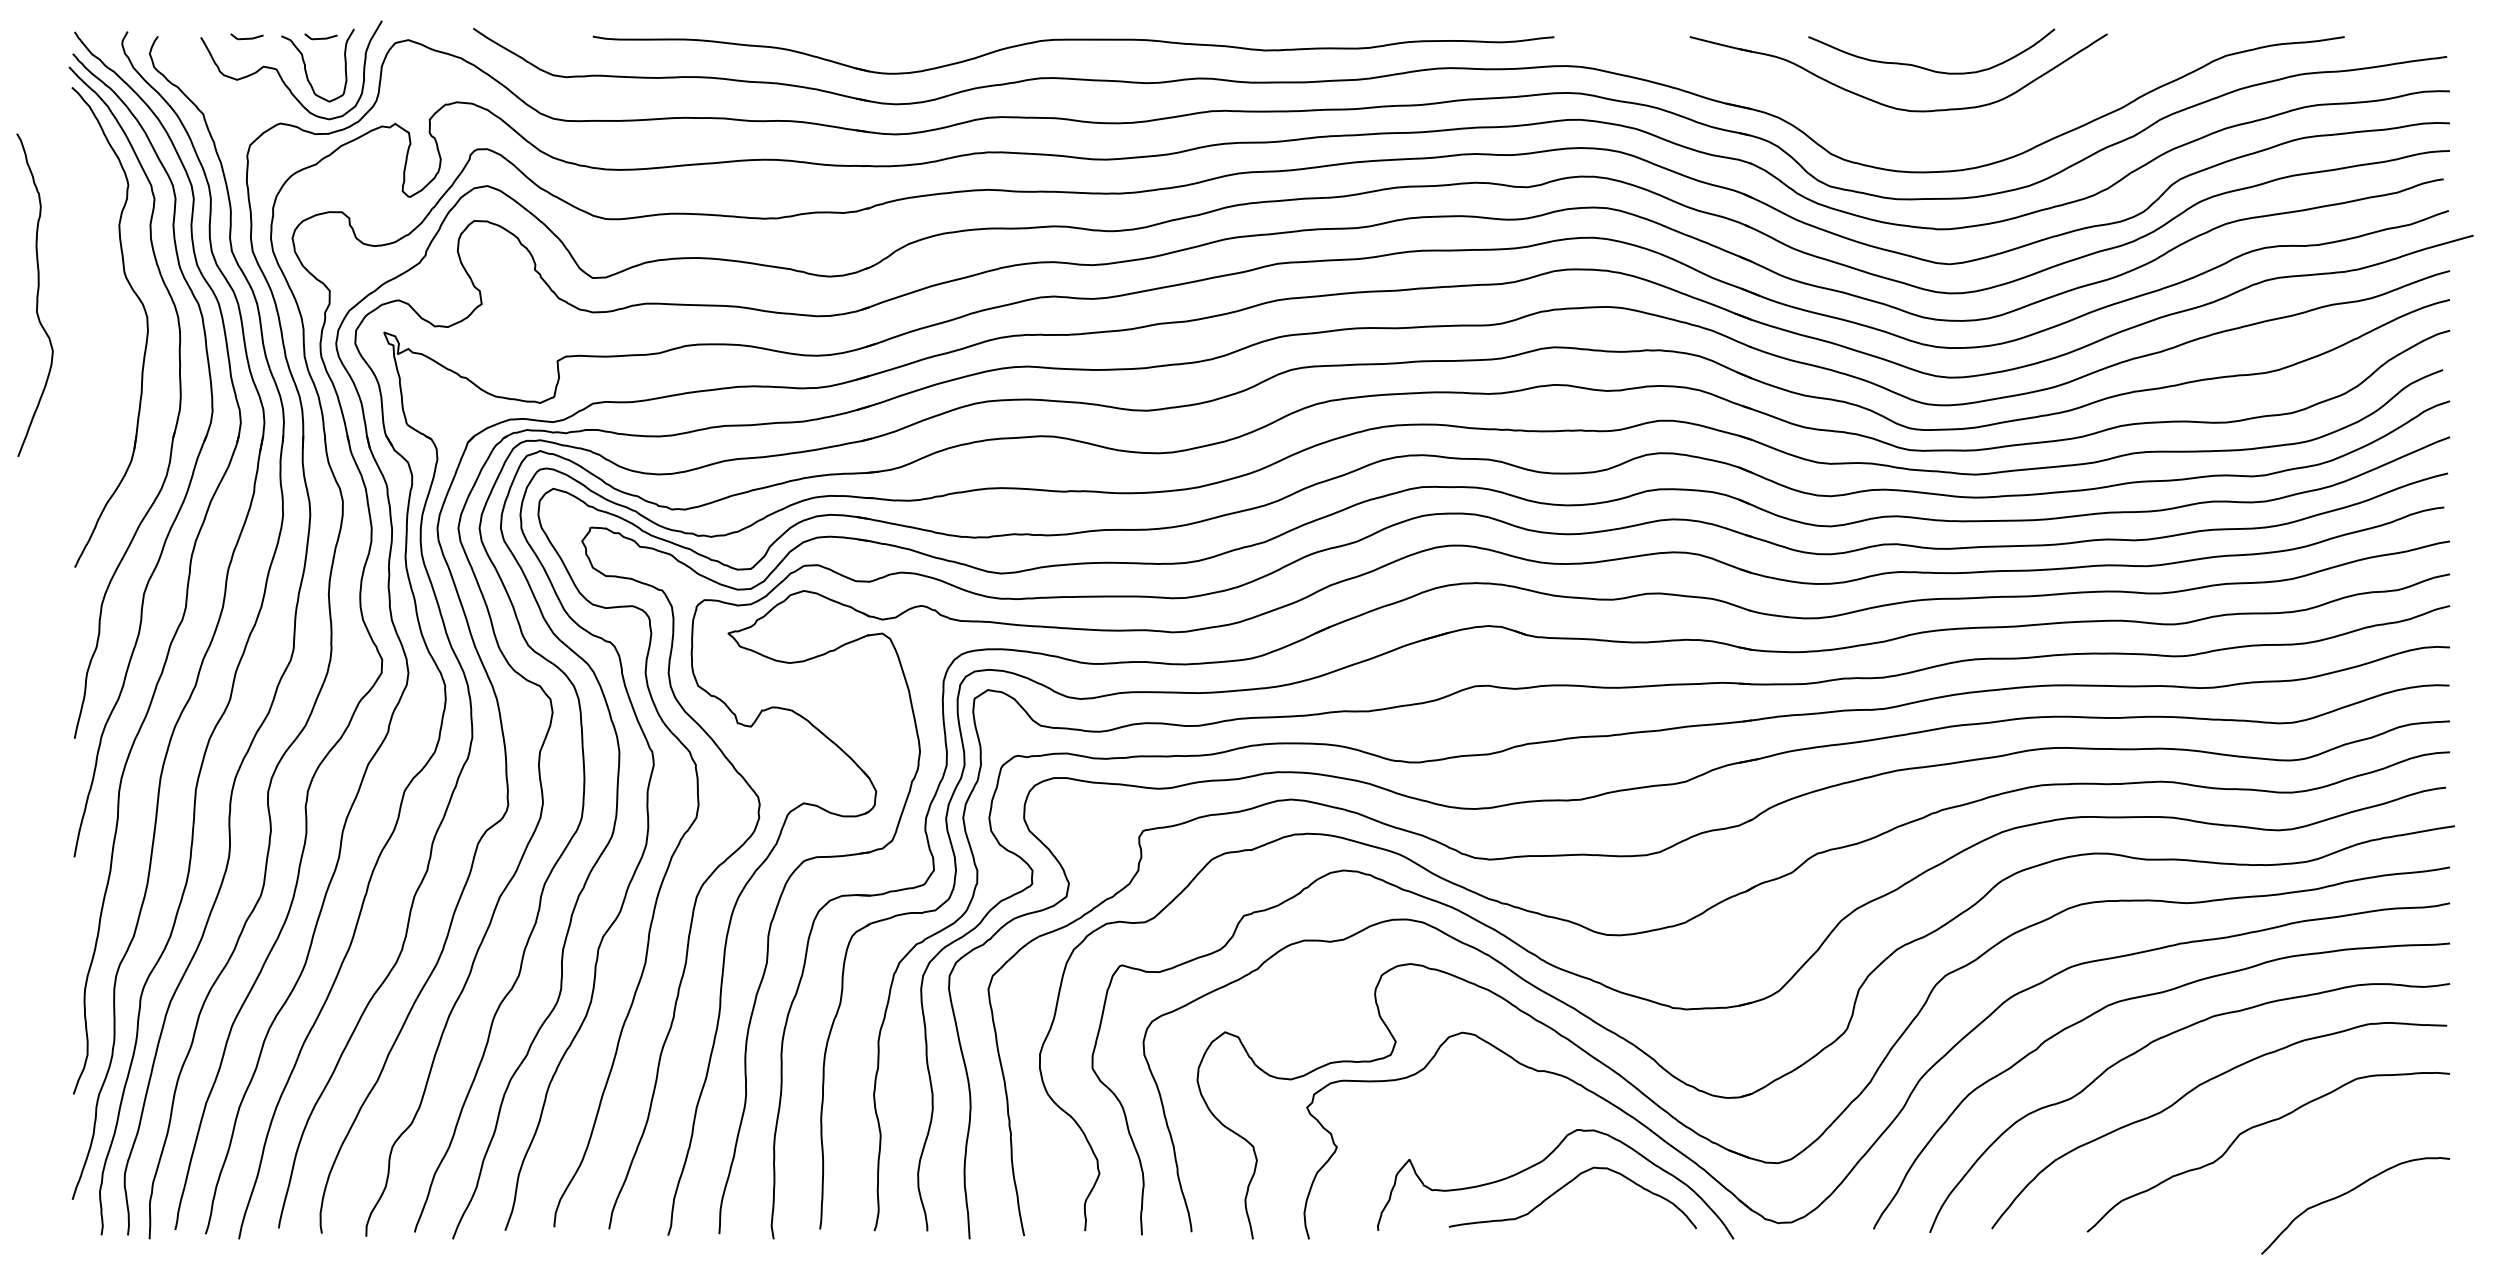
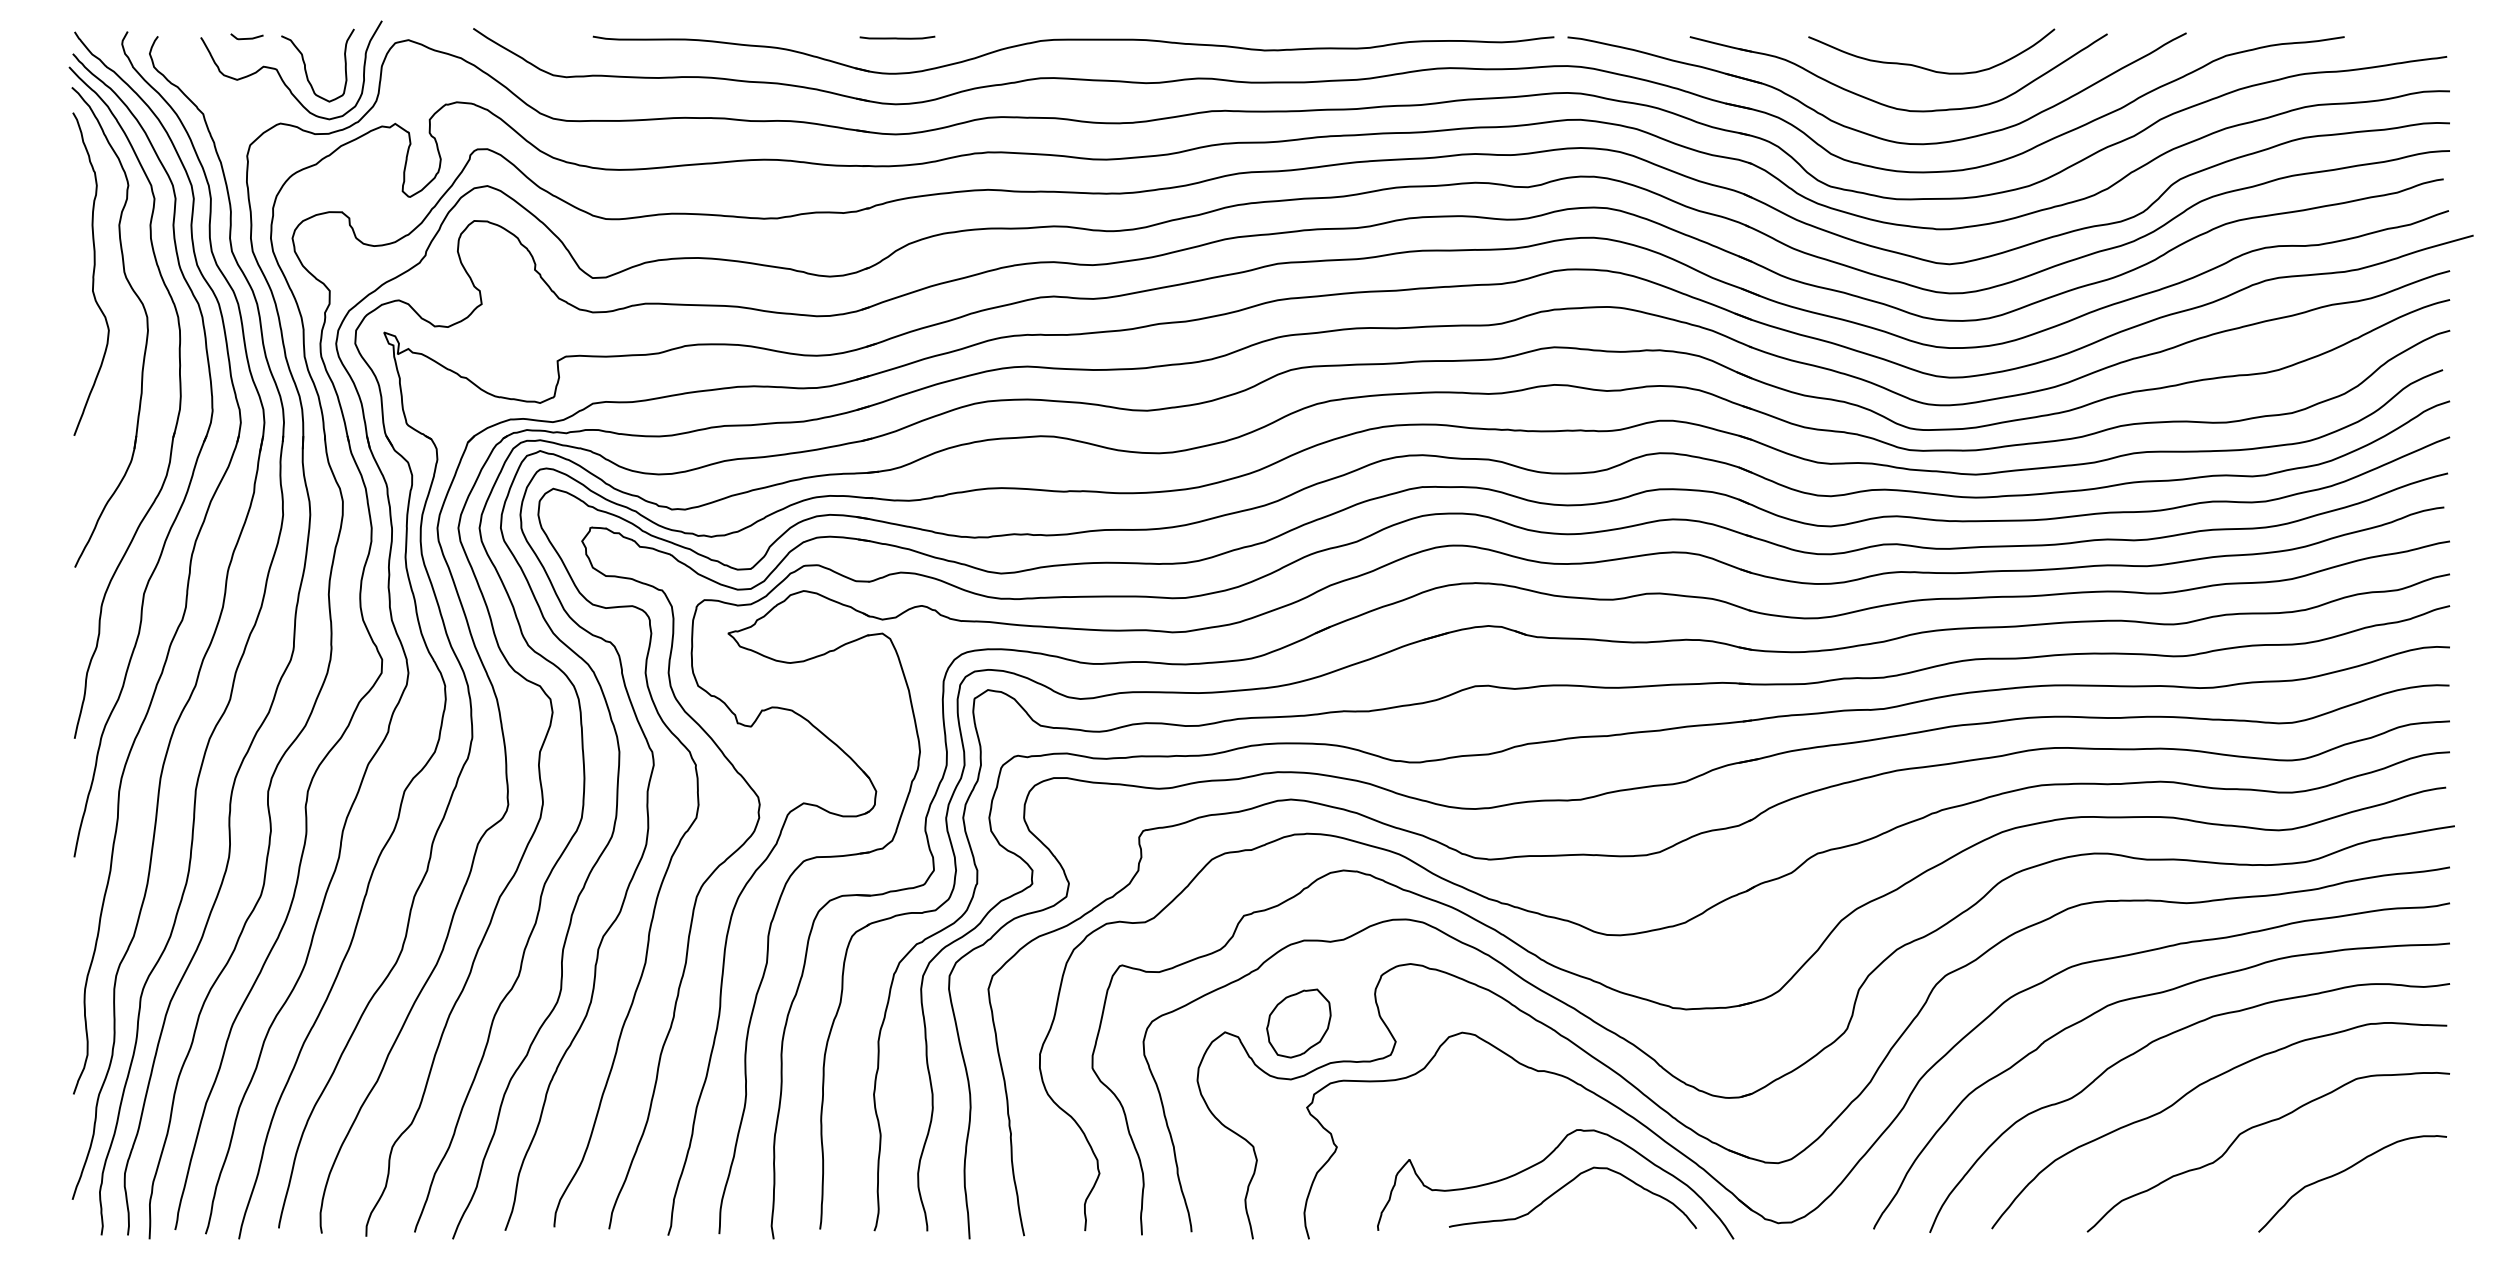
line: present -> none (321, 37)
curve: none -> present (897, 37)
part: none -> present (1863, 131)
curve position: (36, 294) -> (92, 273) (92, 273)
part: none -> present (1298, 1023)
curve position: (2348, 1193) -> (2345, 1171) (2345, 1171)
